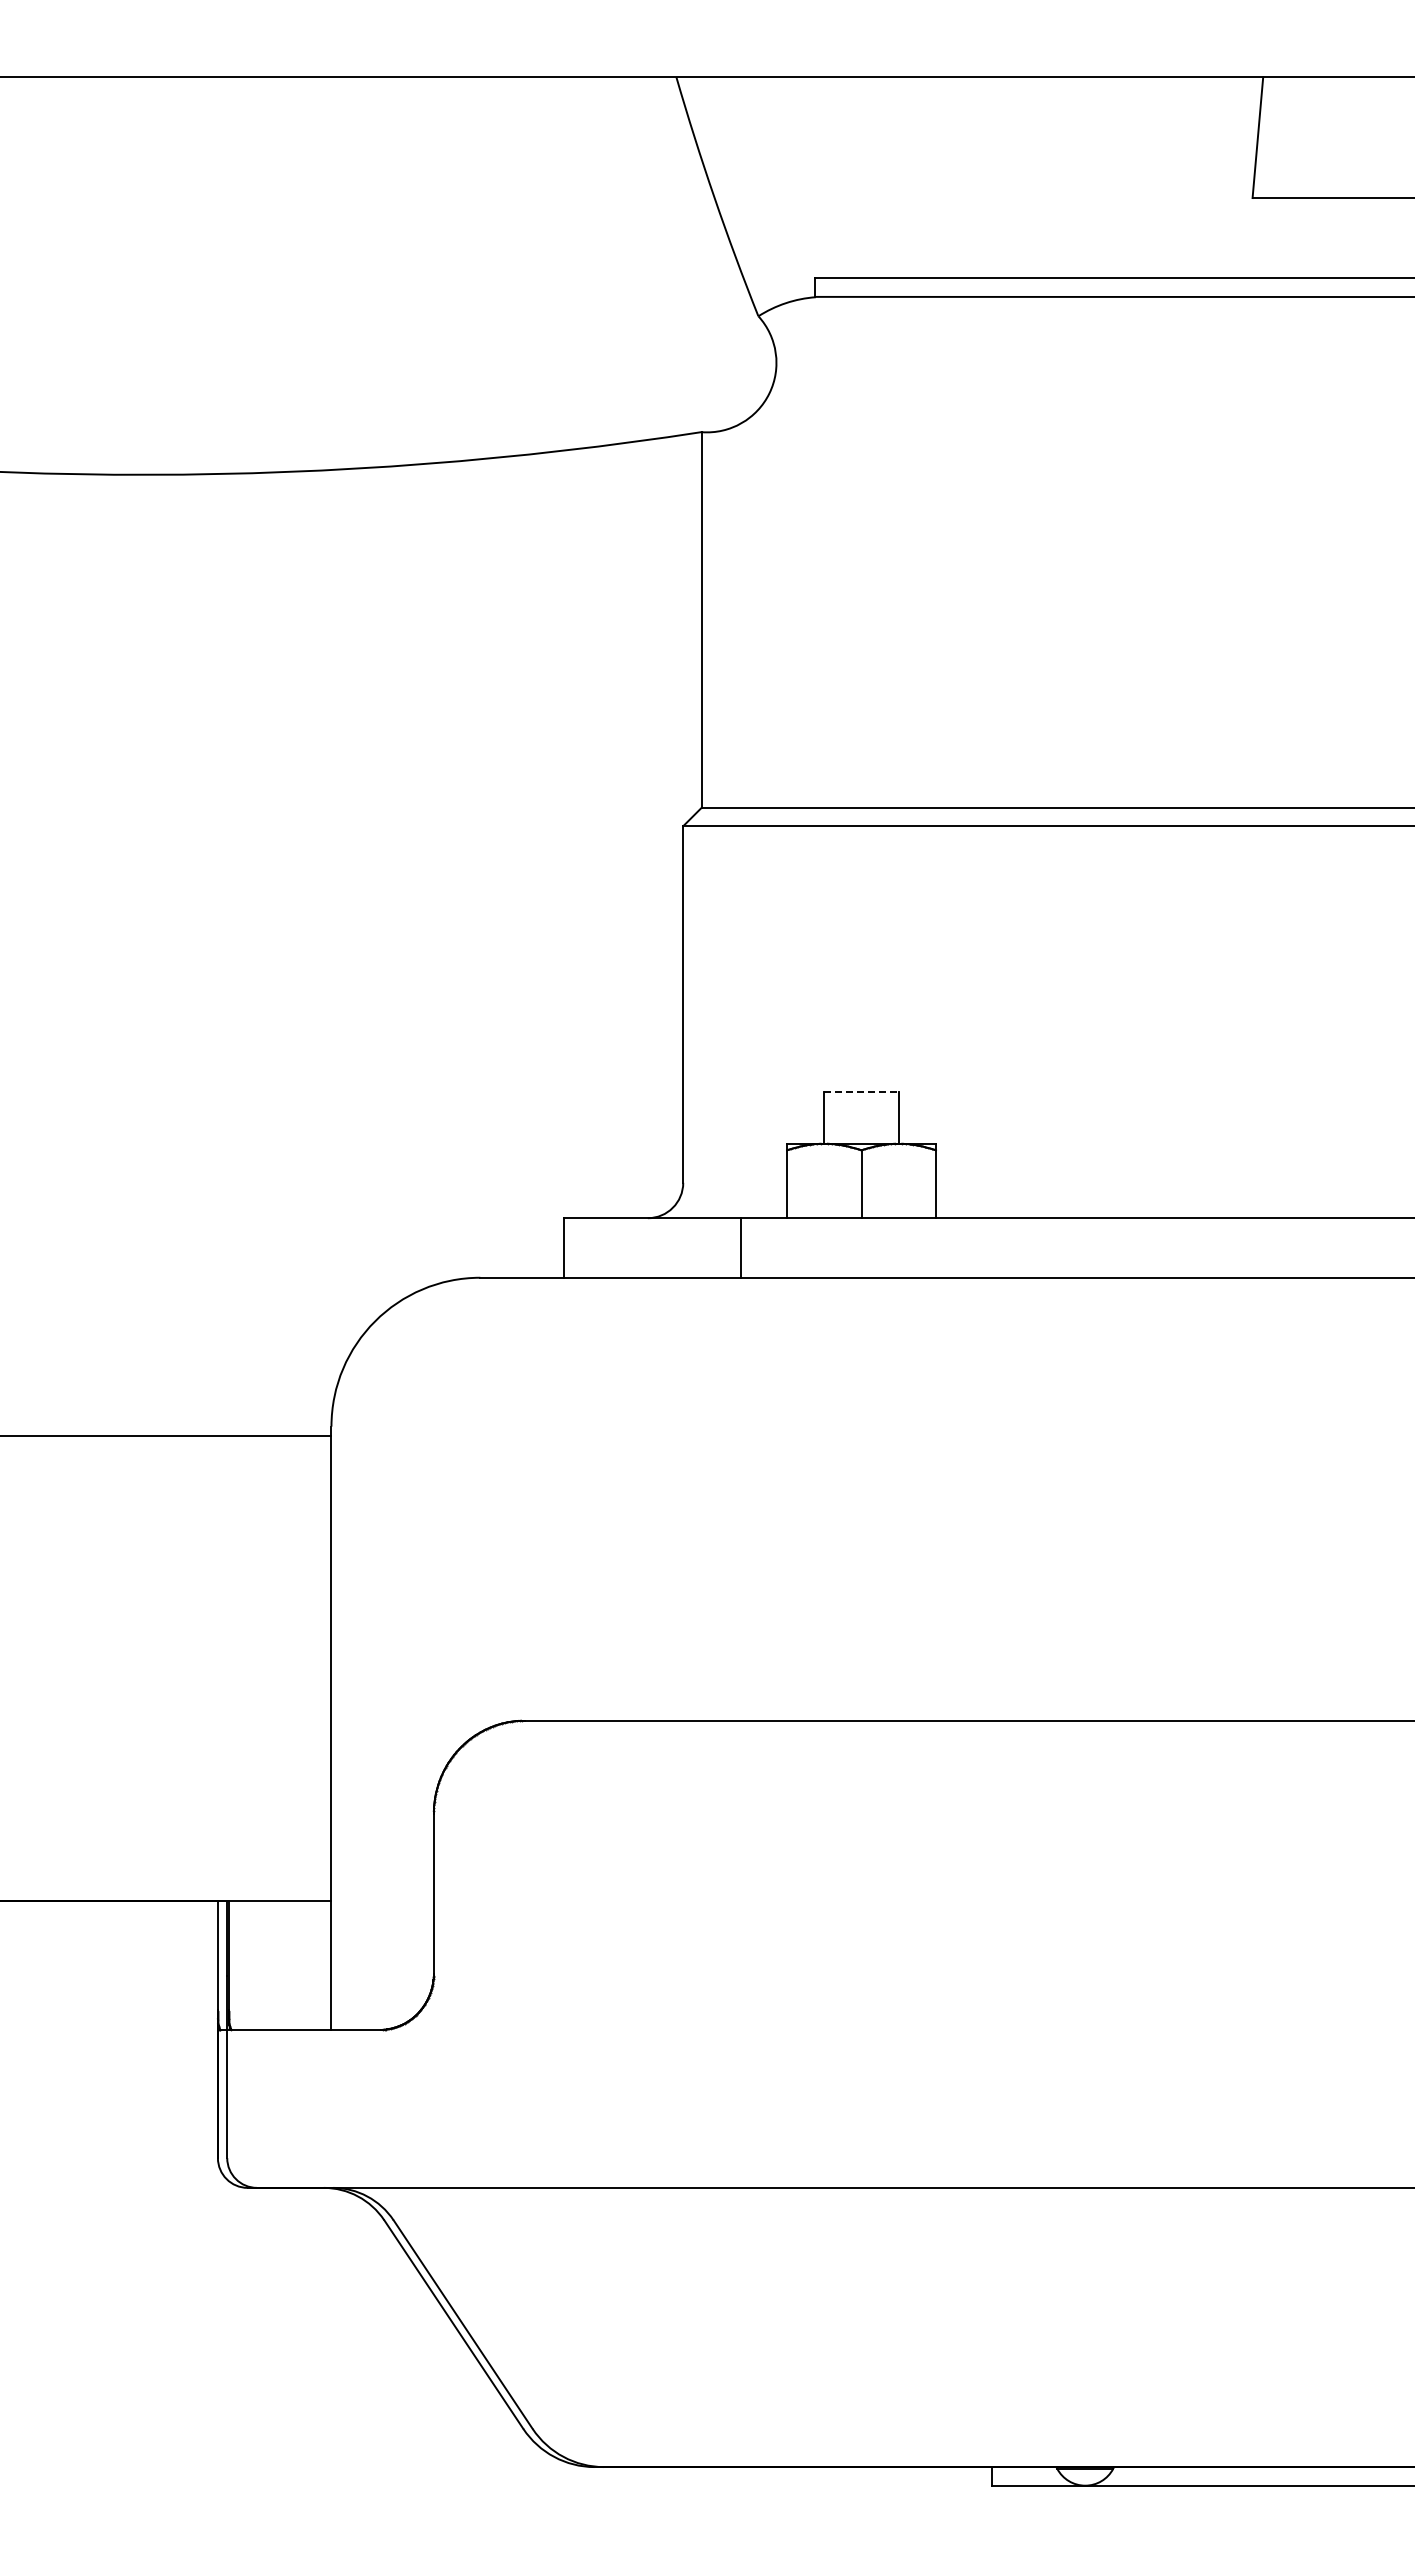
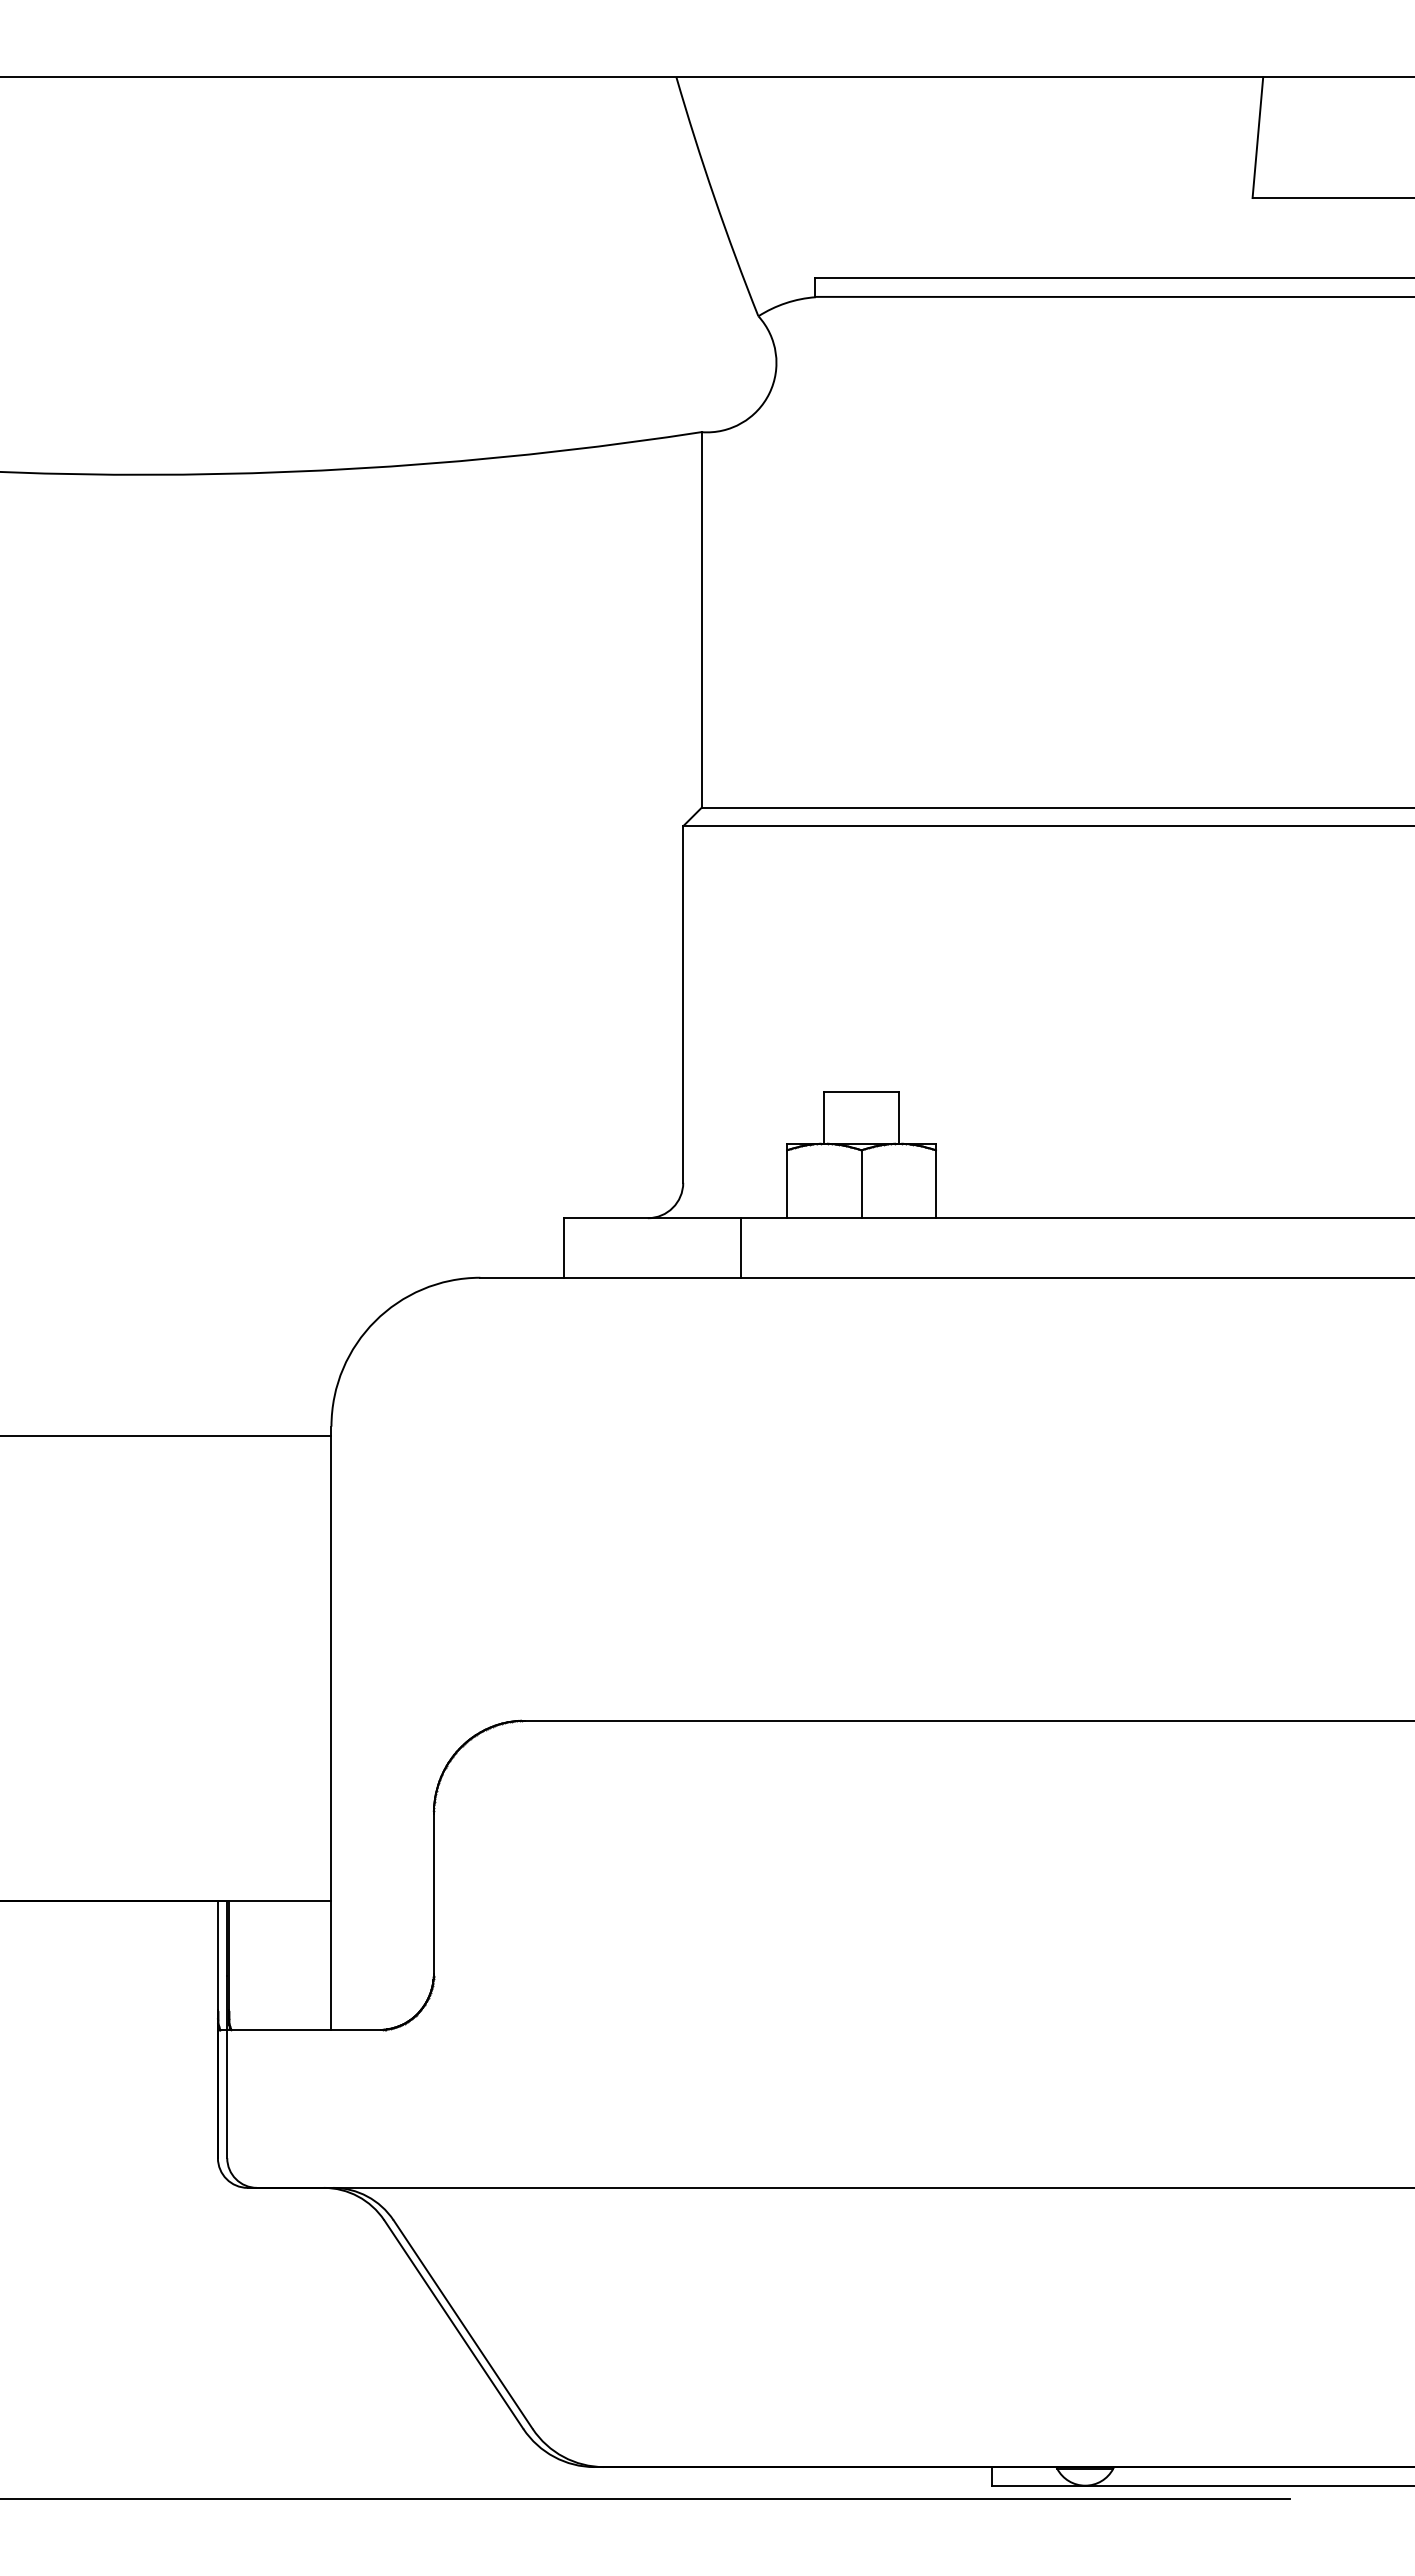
line: dashed -> solid (862, 1091)
line: none -> present (646, 2498)
